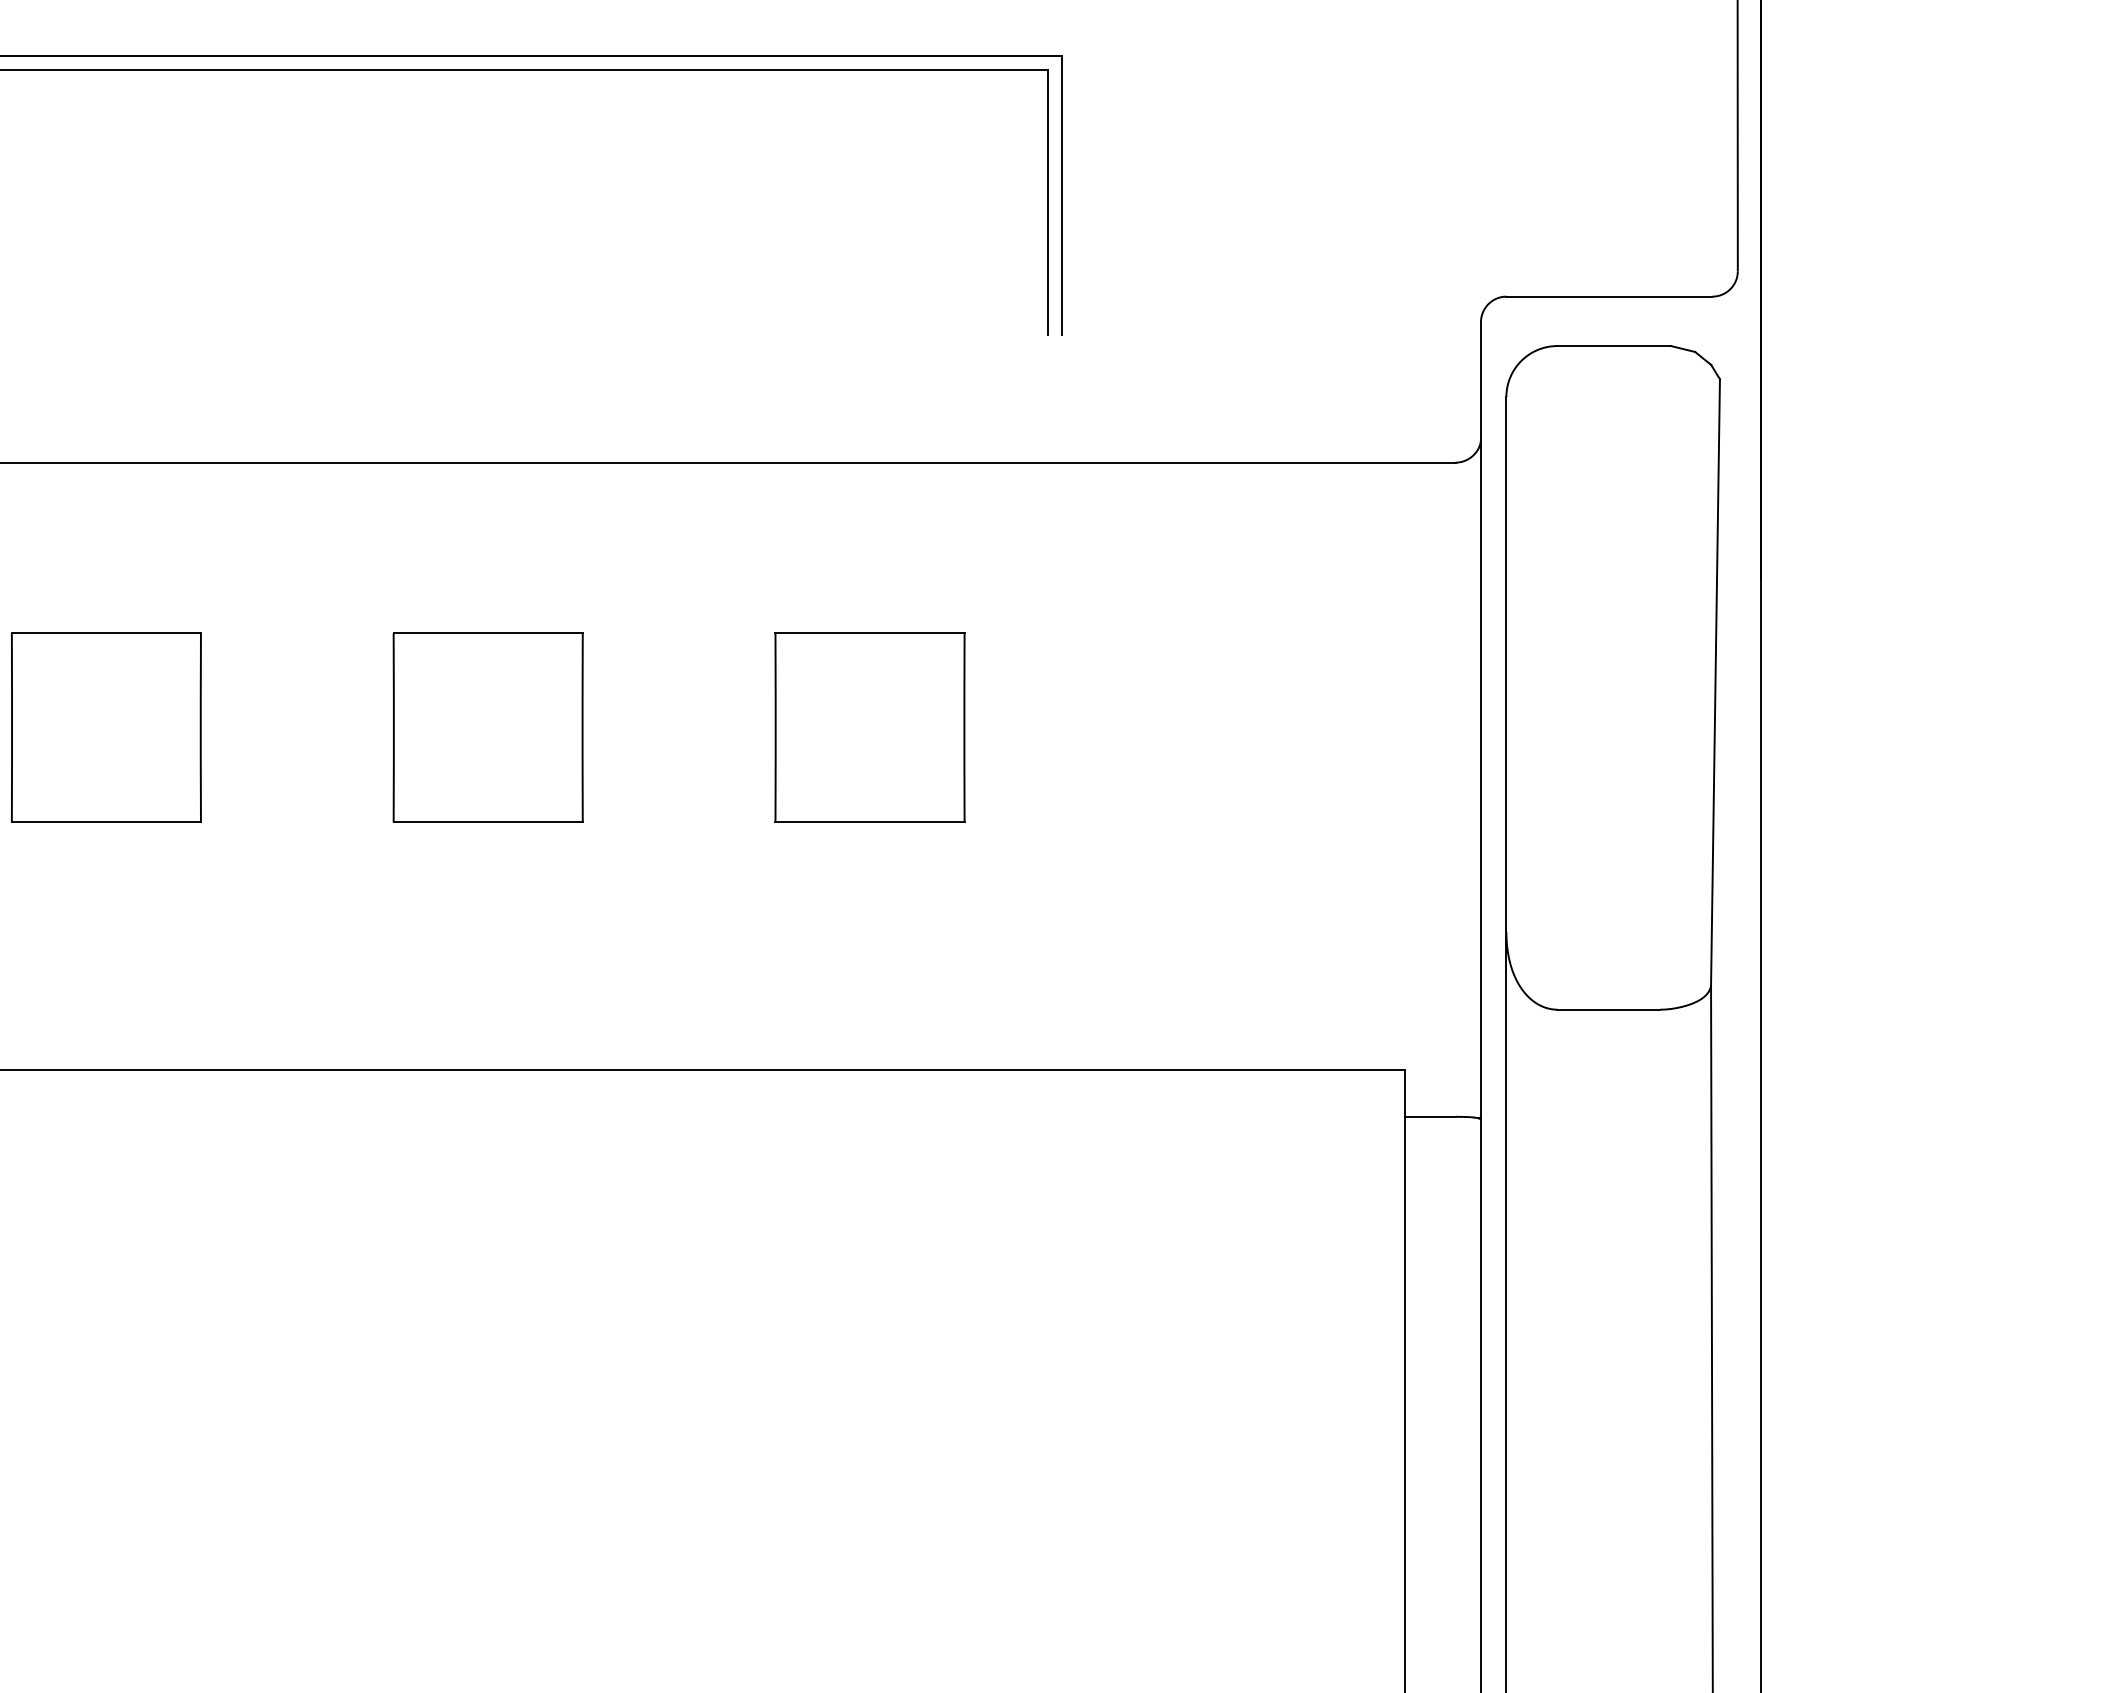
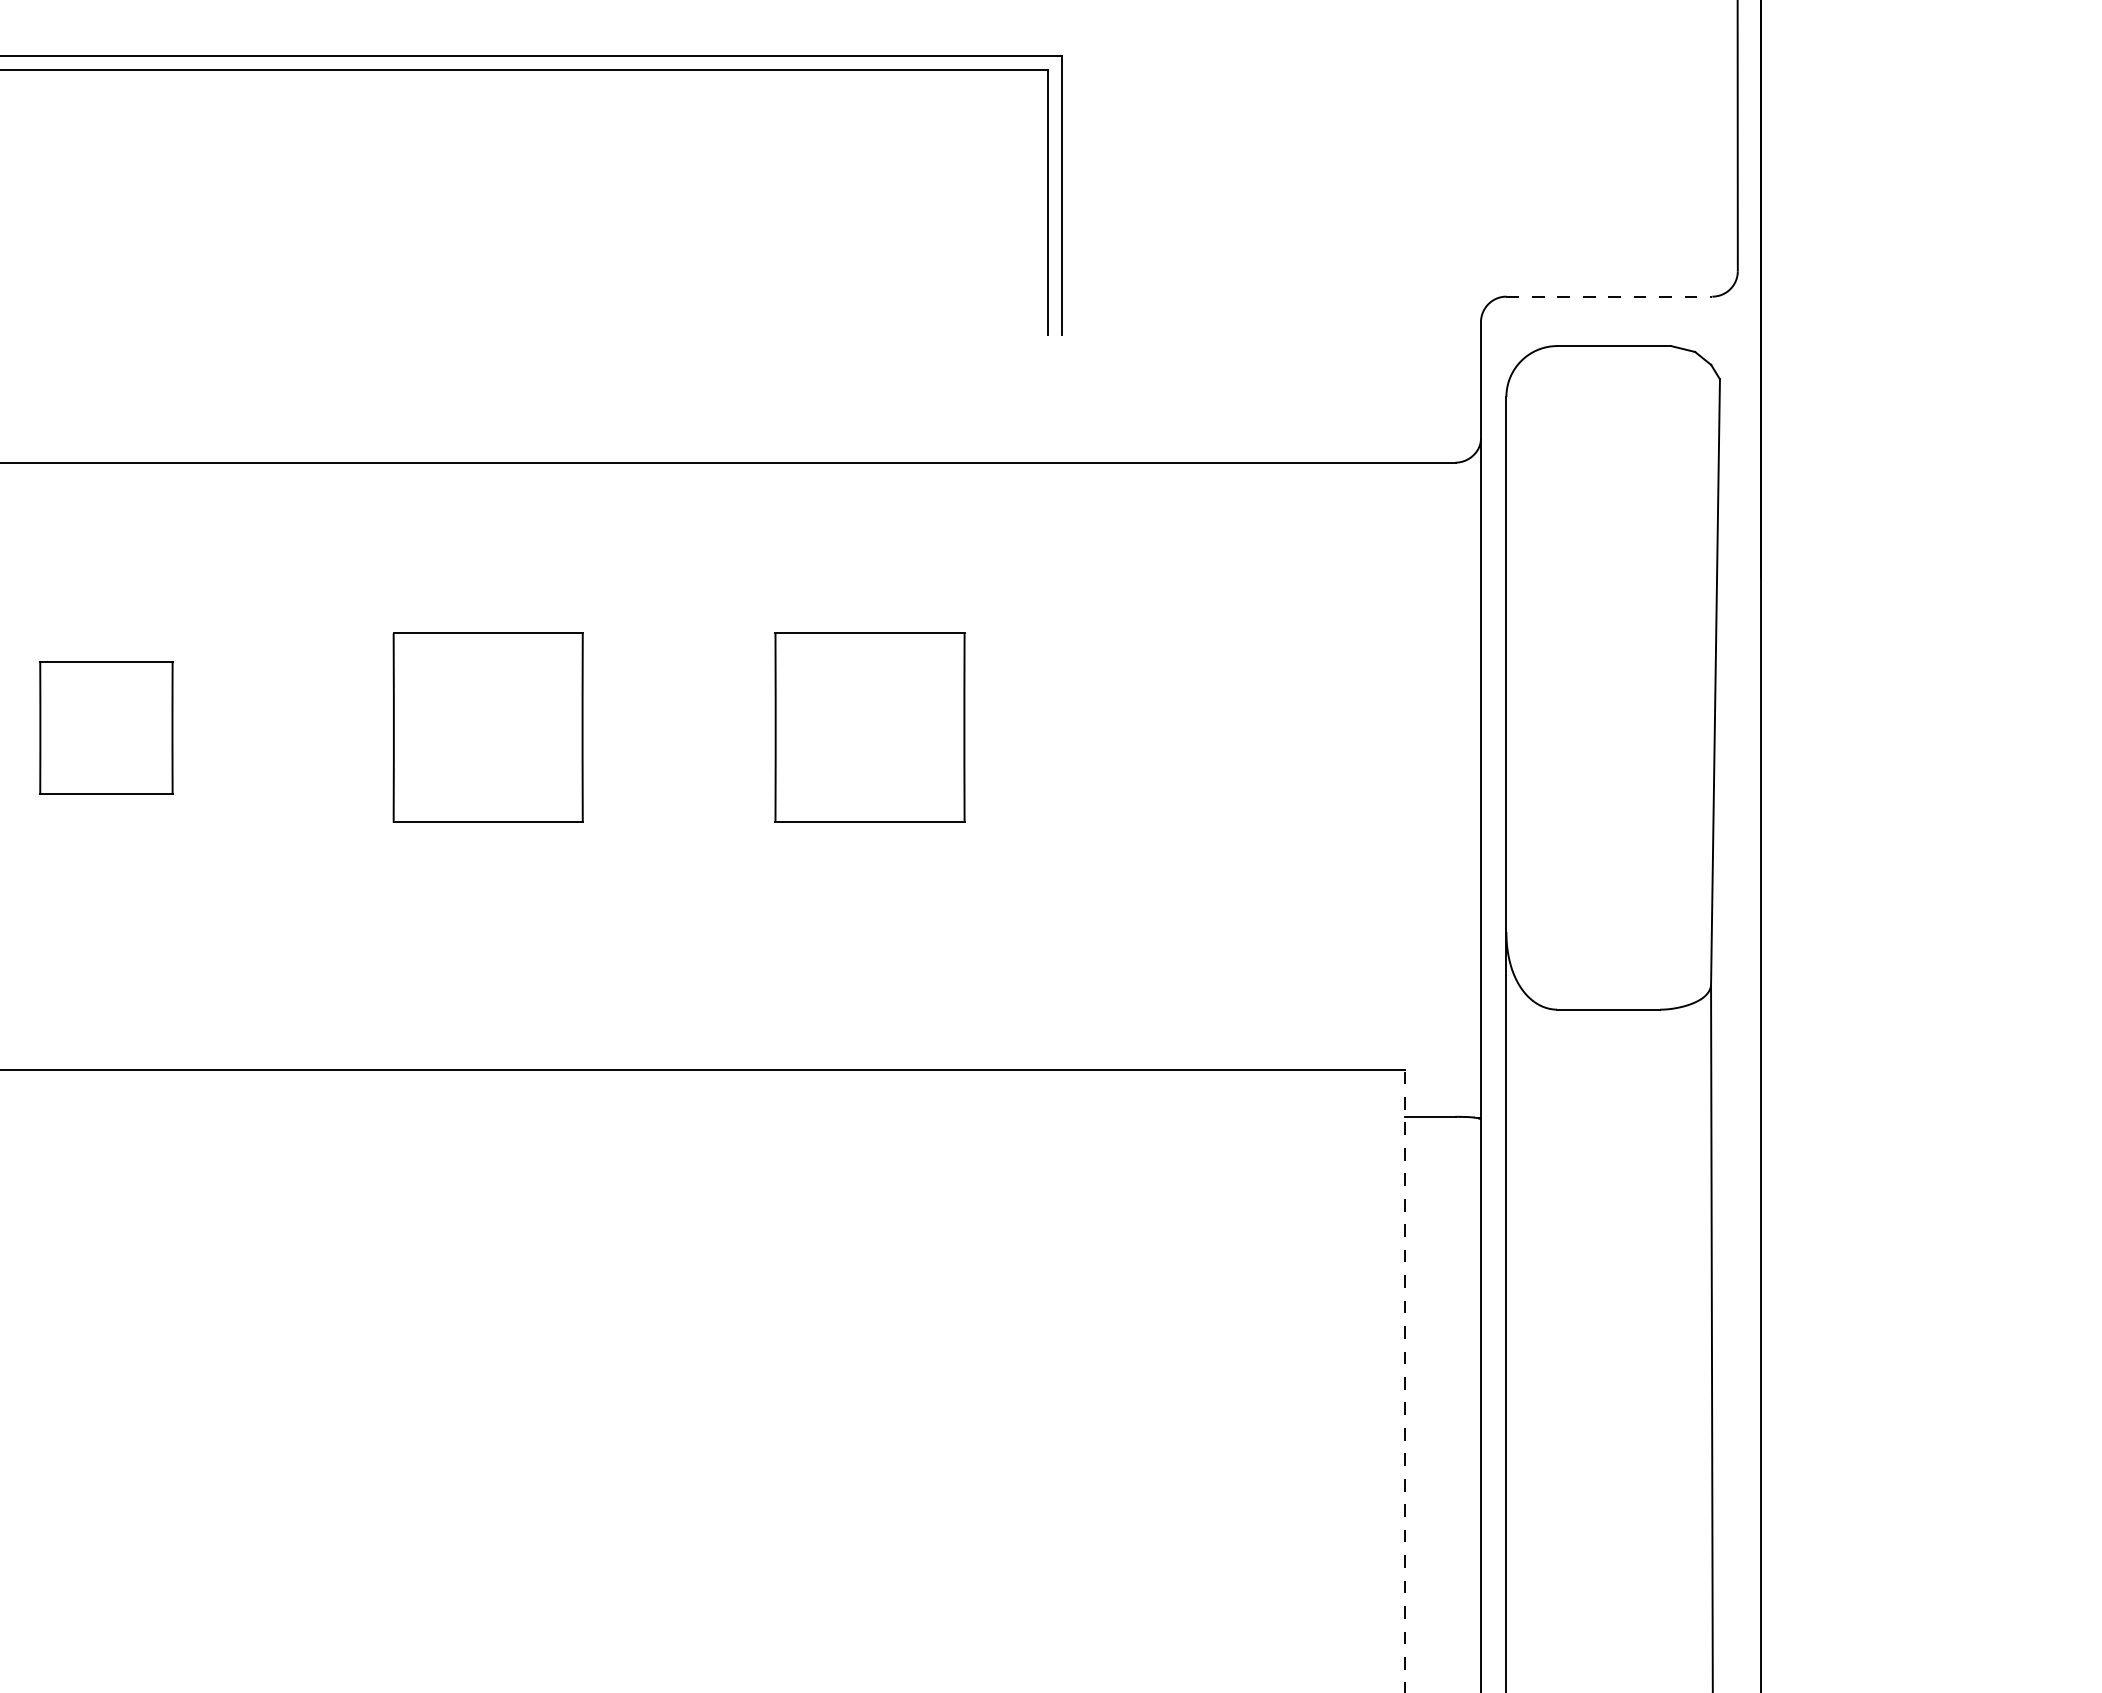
line: solid -> dashed (1609, 296)
part size: 191x191 px -> 135x134 px (106, 727)
line: solid -> dashed (1404, 1380)
